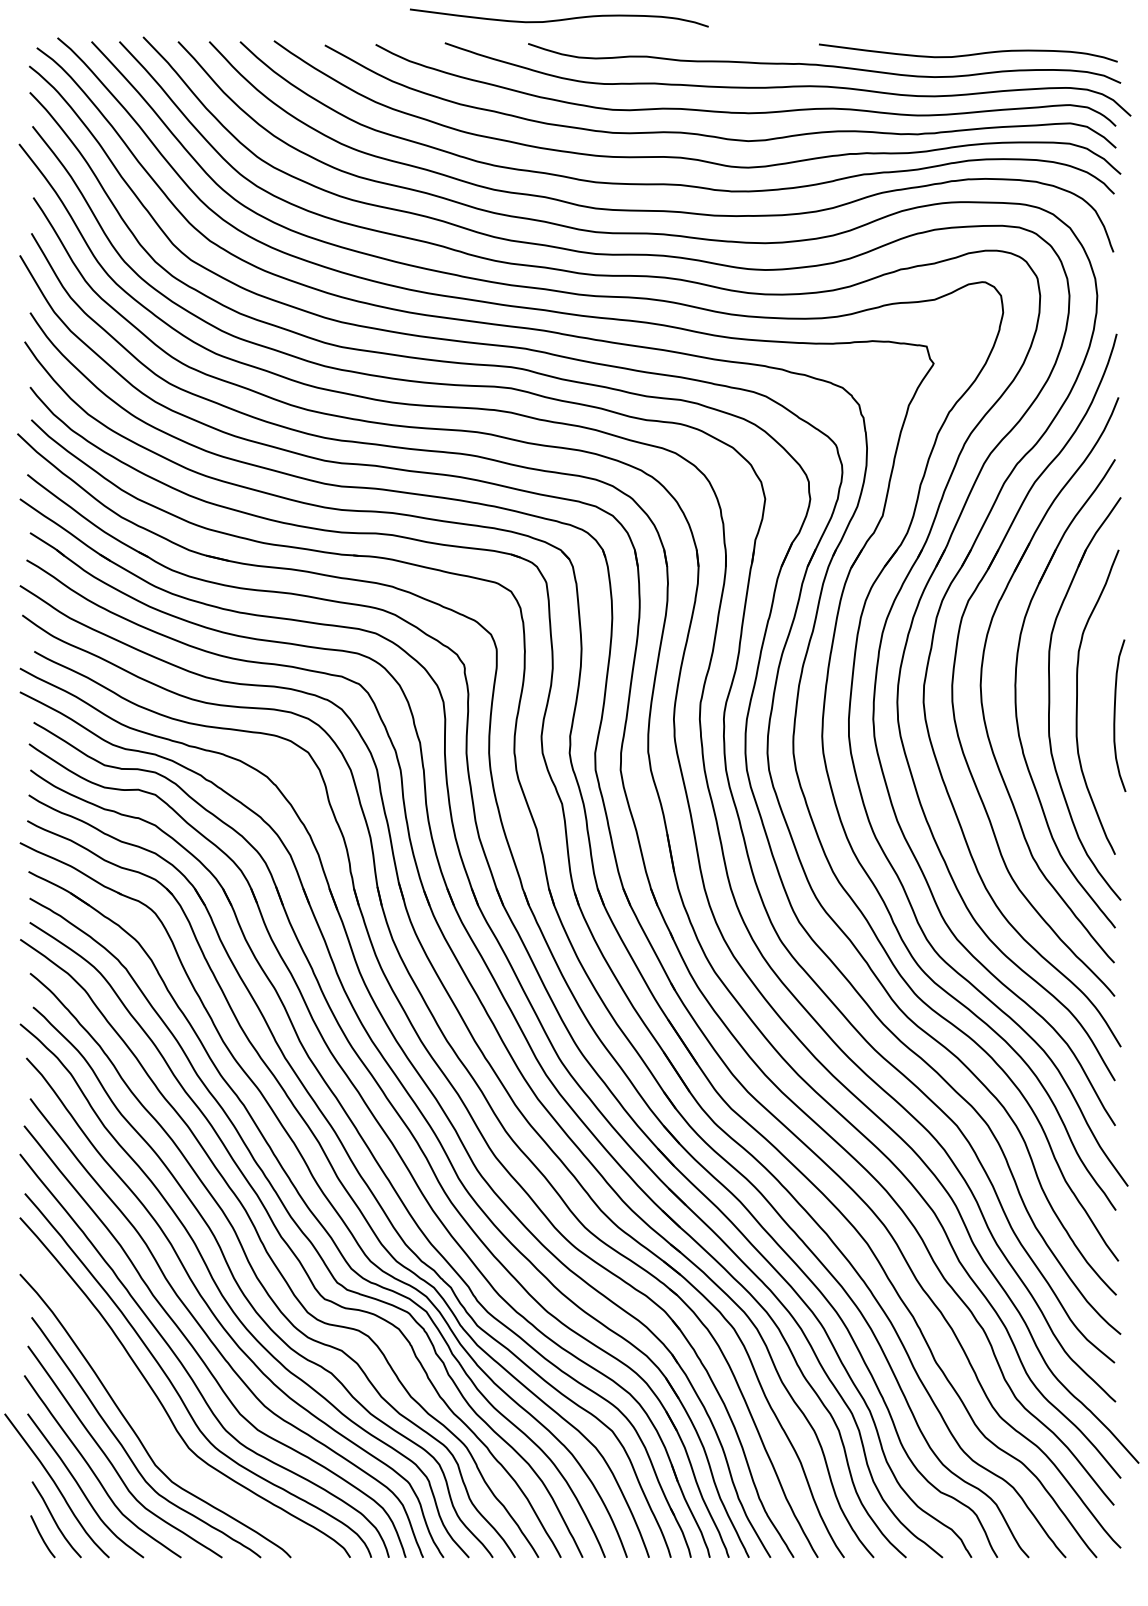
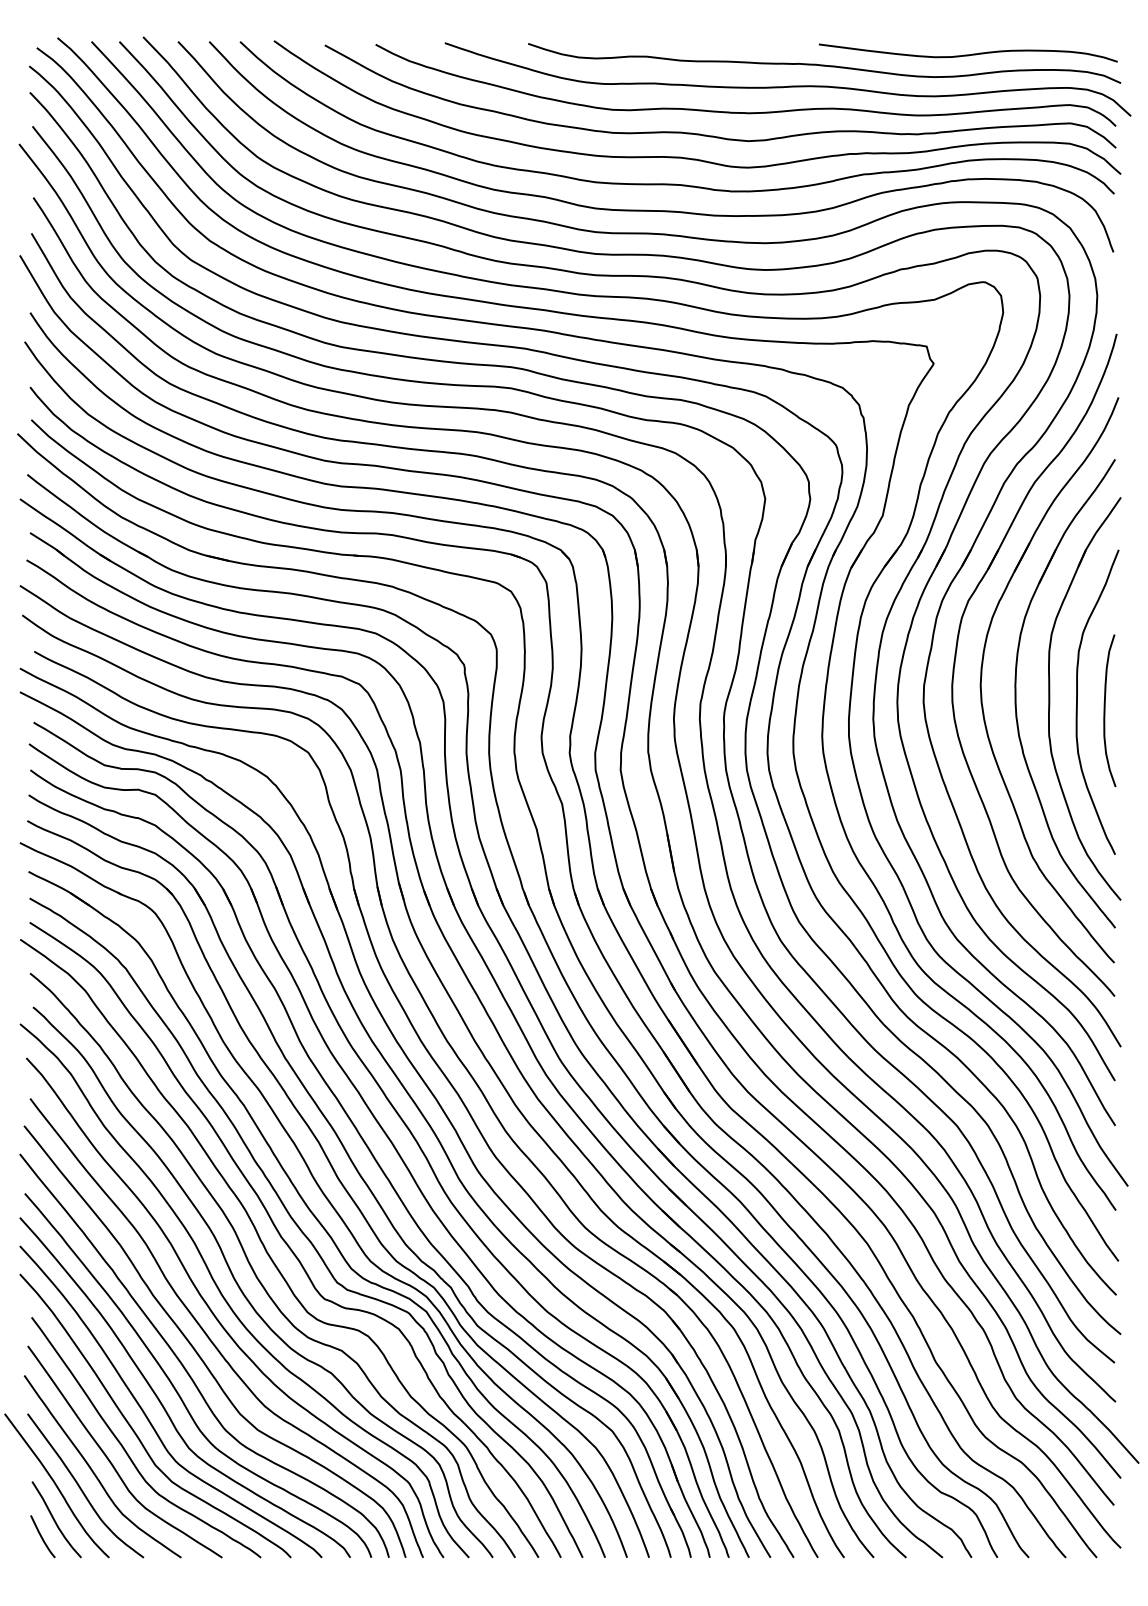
curve: present -> none (559, 19)
curve position: (1115, 715) -> (1105, 710) (1105, 710)
curve: none -> present (146, 1414)
